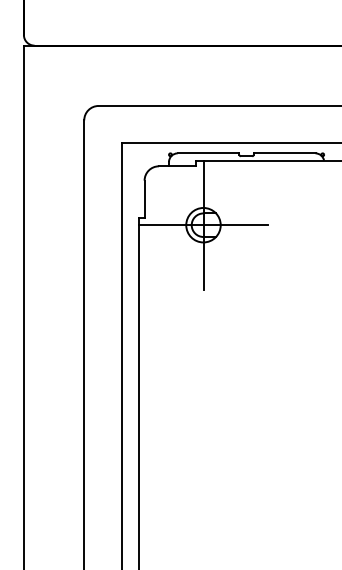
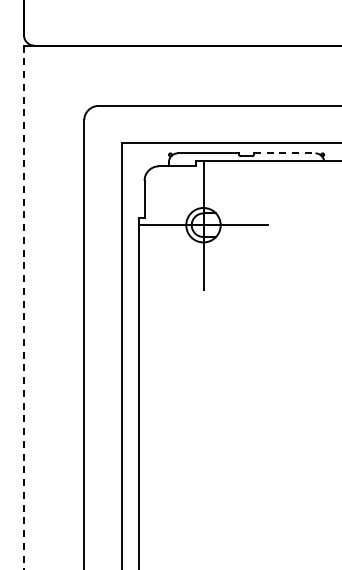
line: solid -> dashed (284, 153)
line: solid -> dashed (23, 307)
